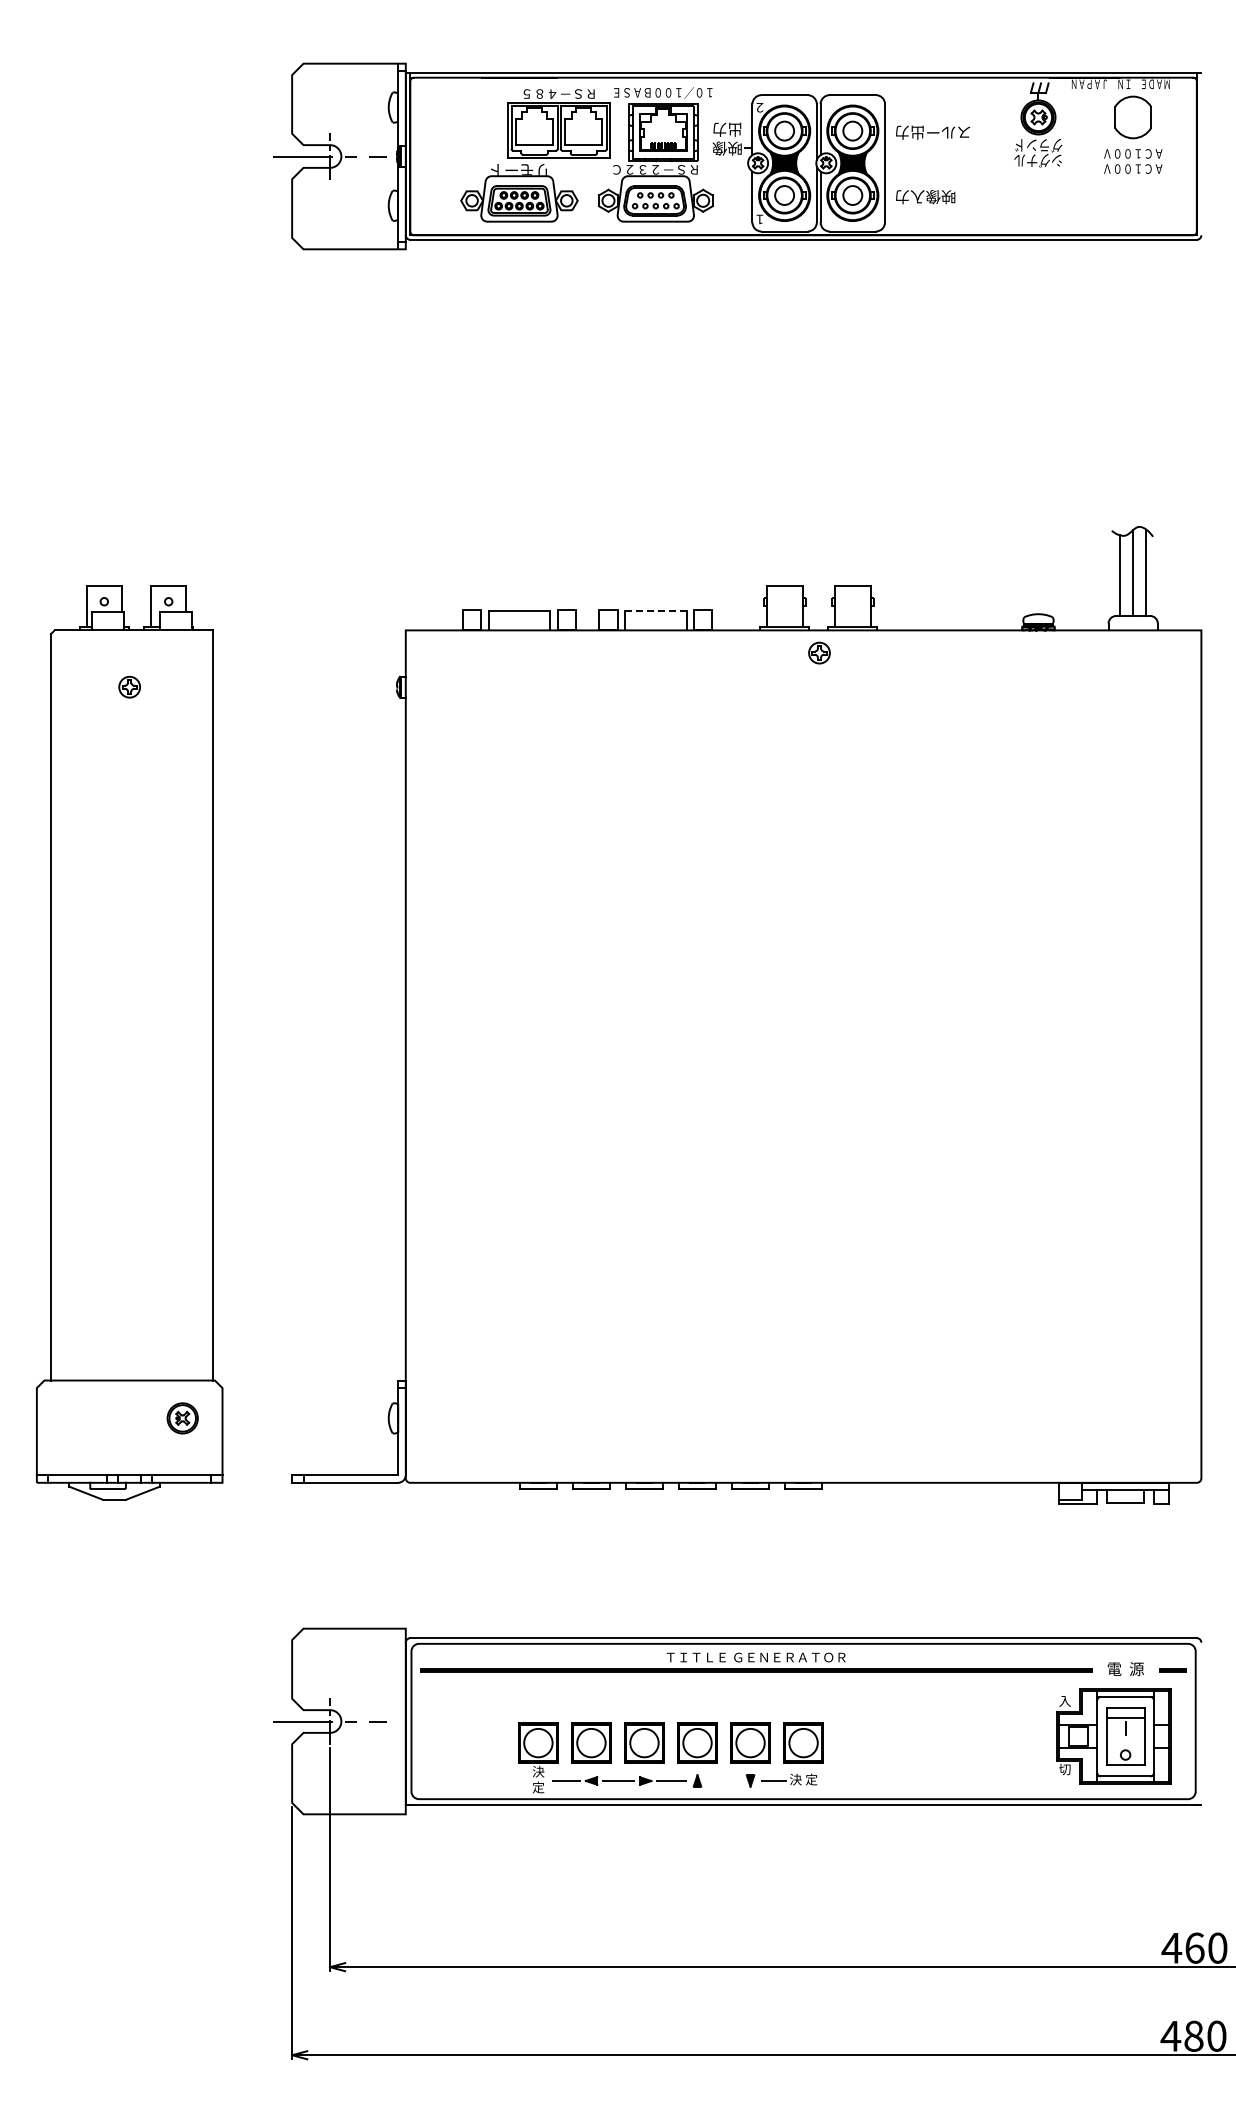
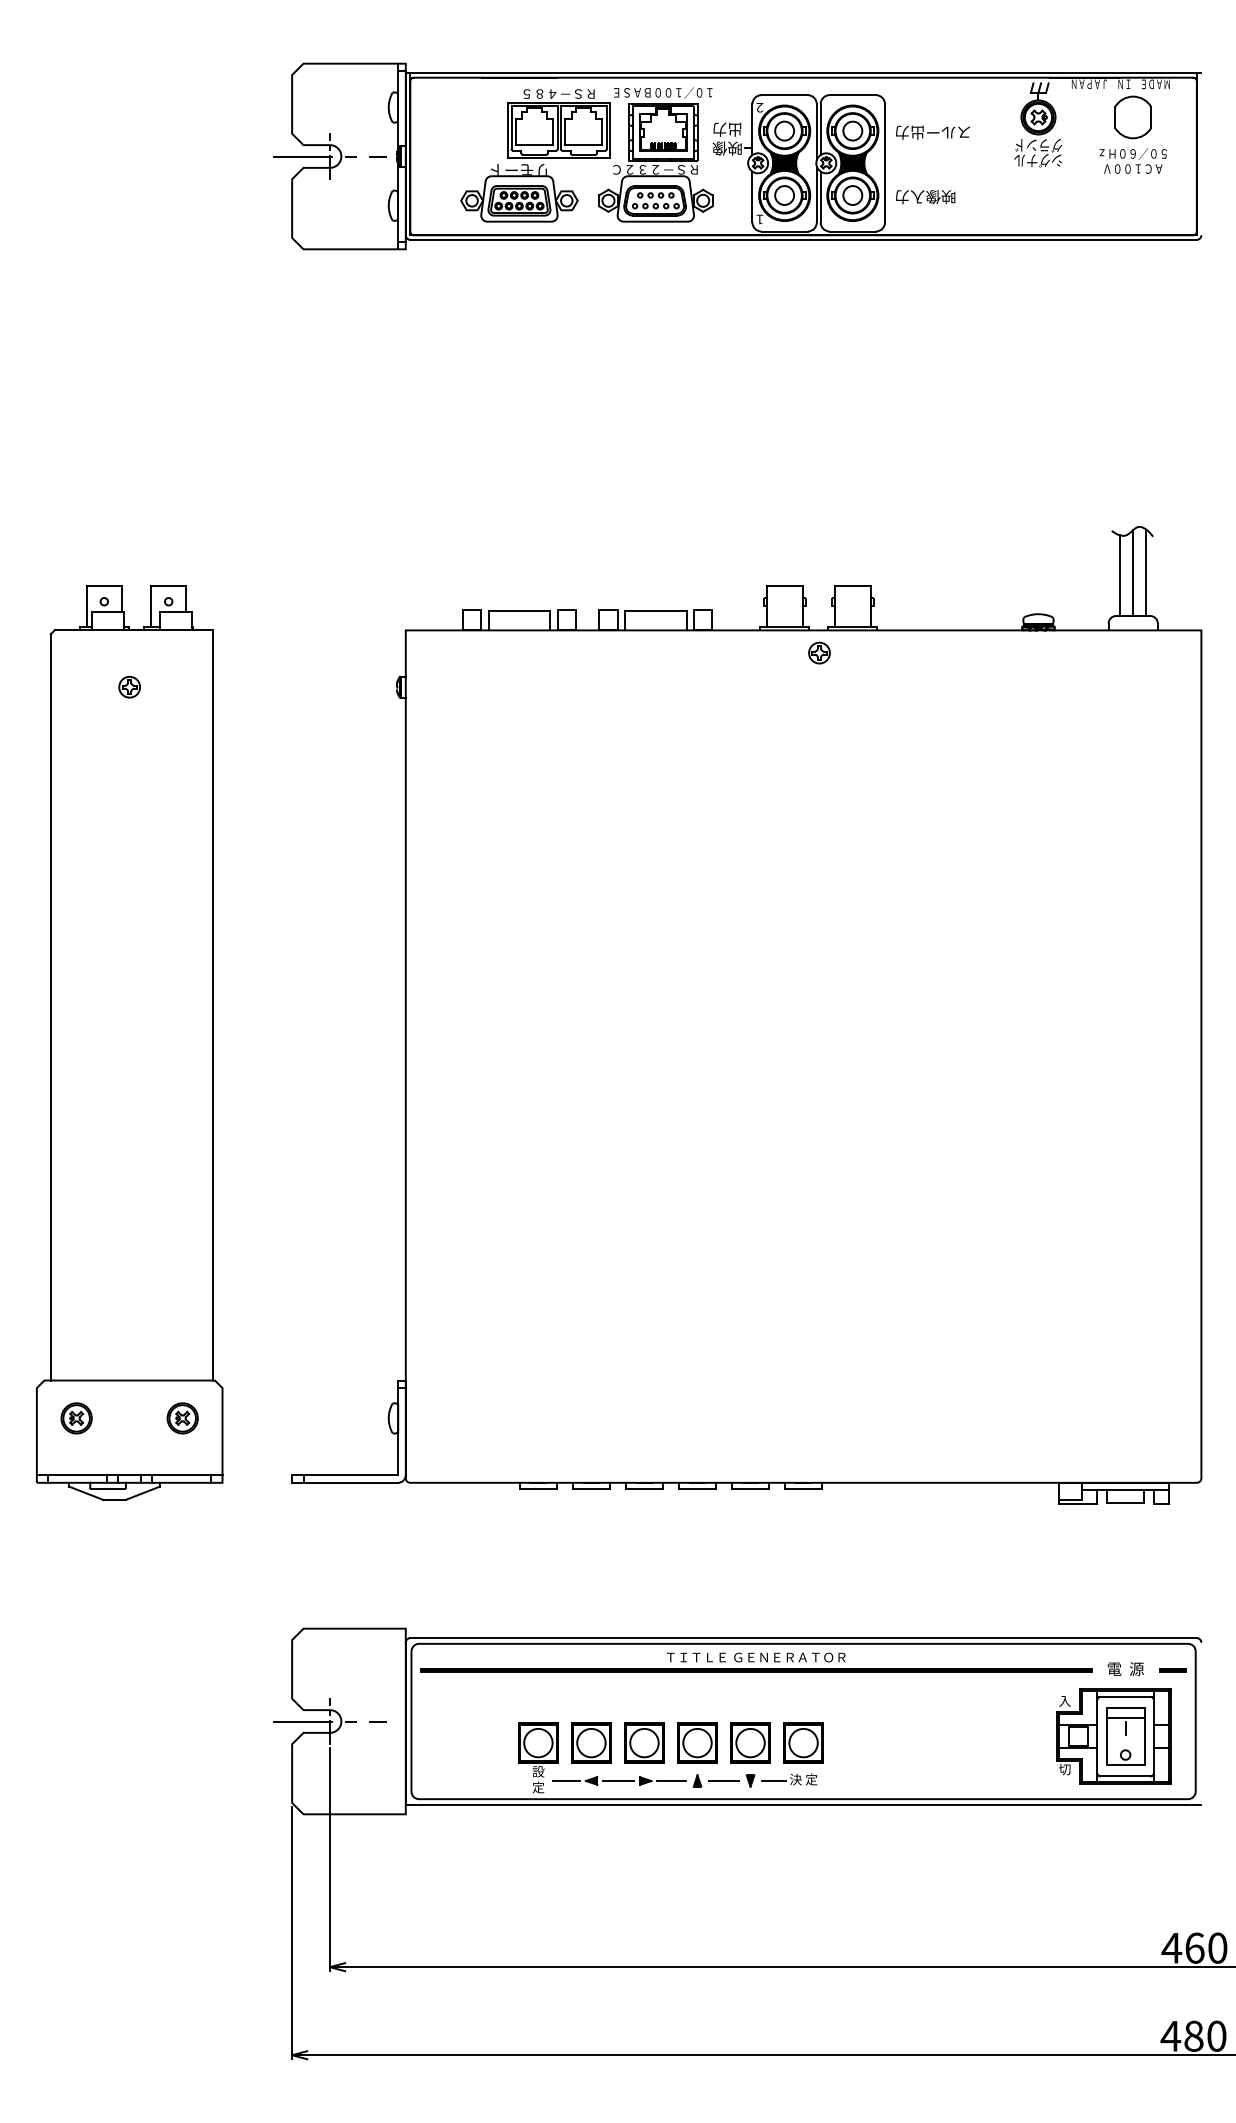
text: ＡＣ１００Ｖ -> ５０／６０Ｈｚ (1132, 153)
line: dashed -> solid (655, 610)
part: none -> present (76, 1418)
text: 決 定 -> 設 定 (538, 1771)
line: none -> present (723, 1780)
